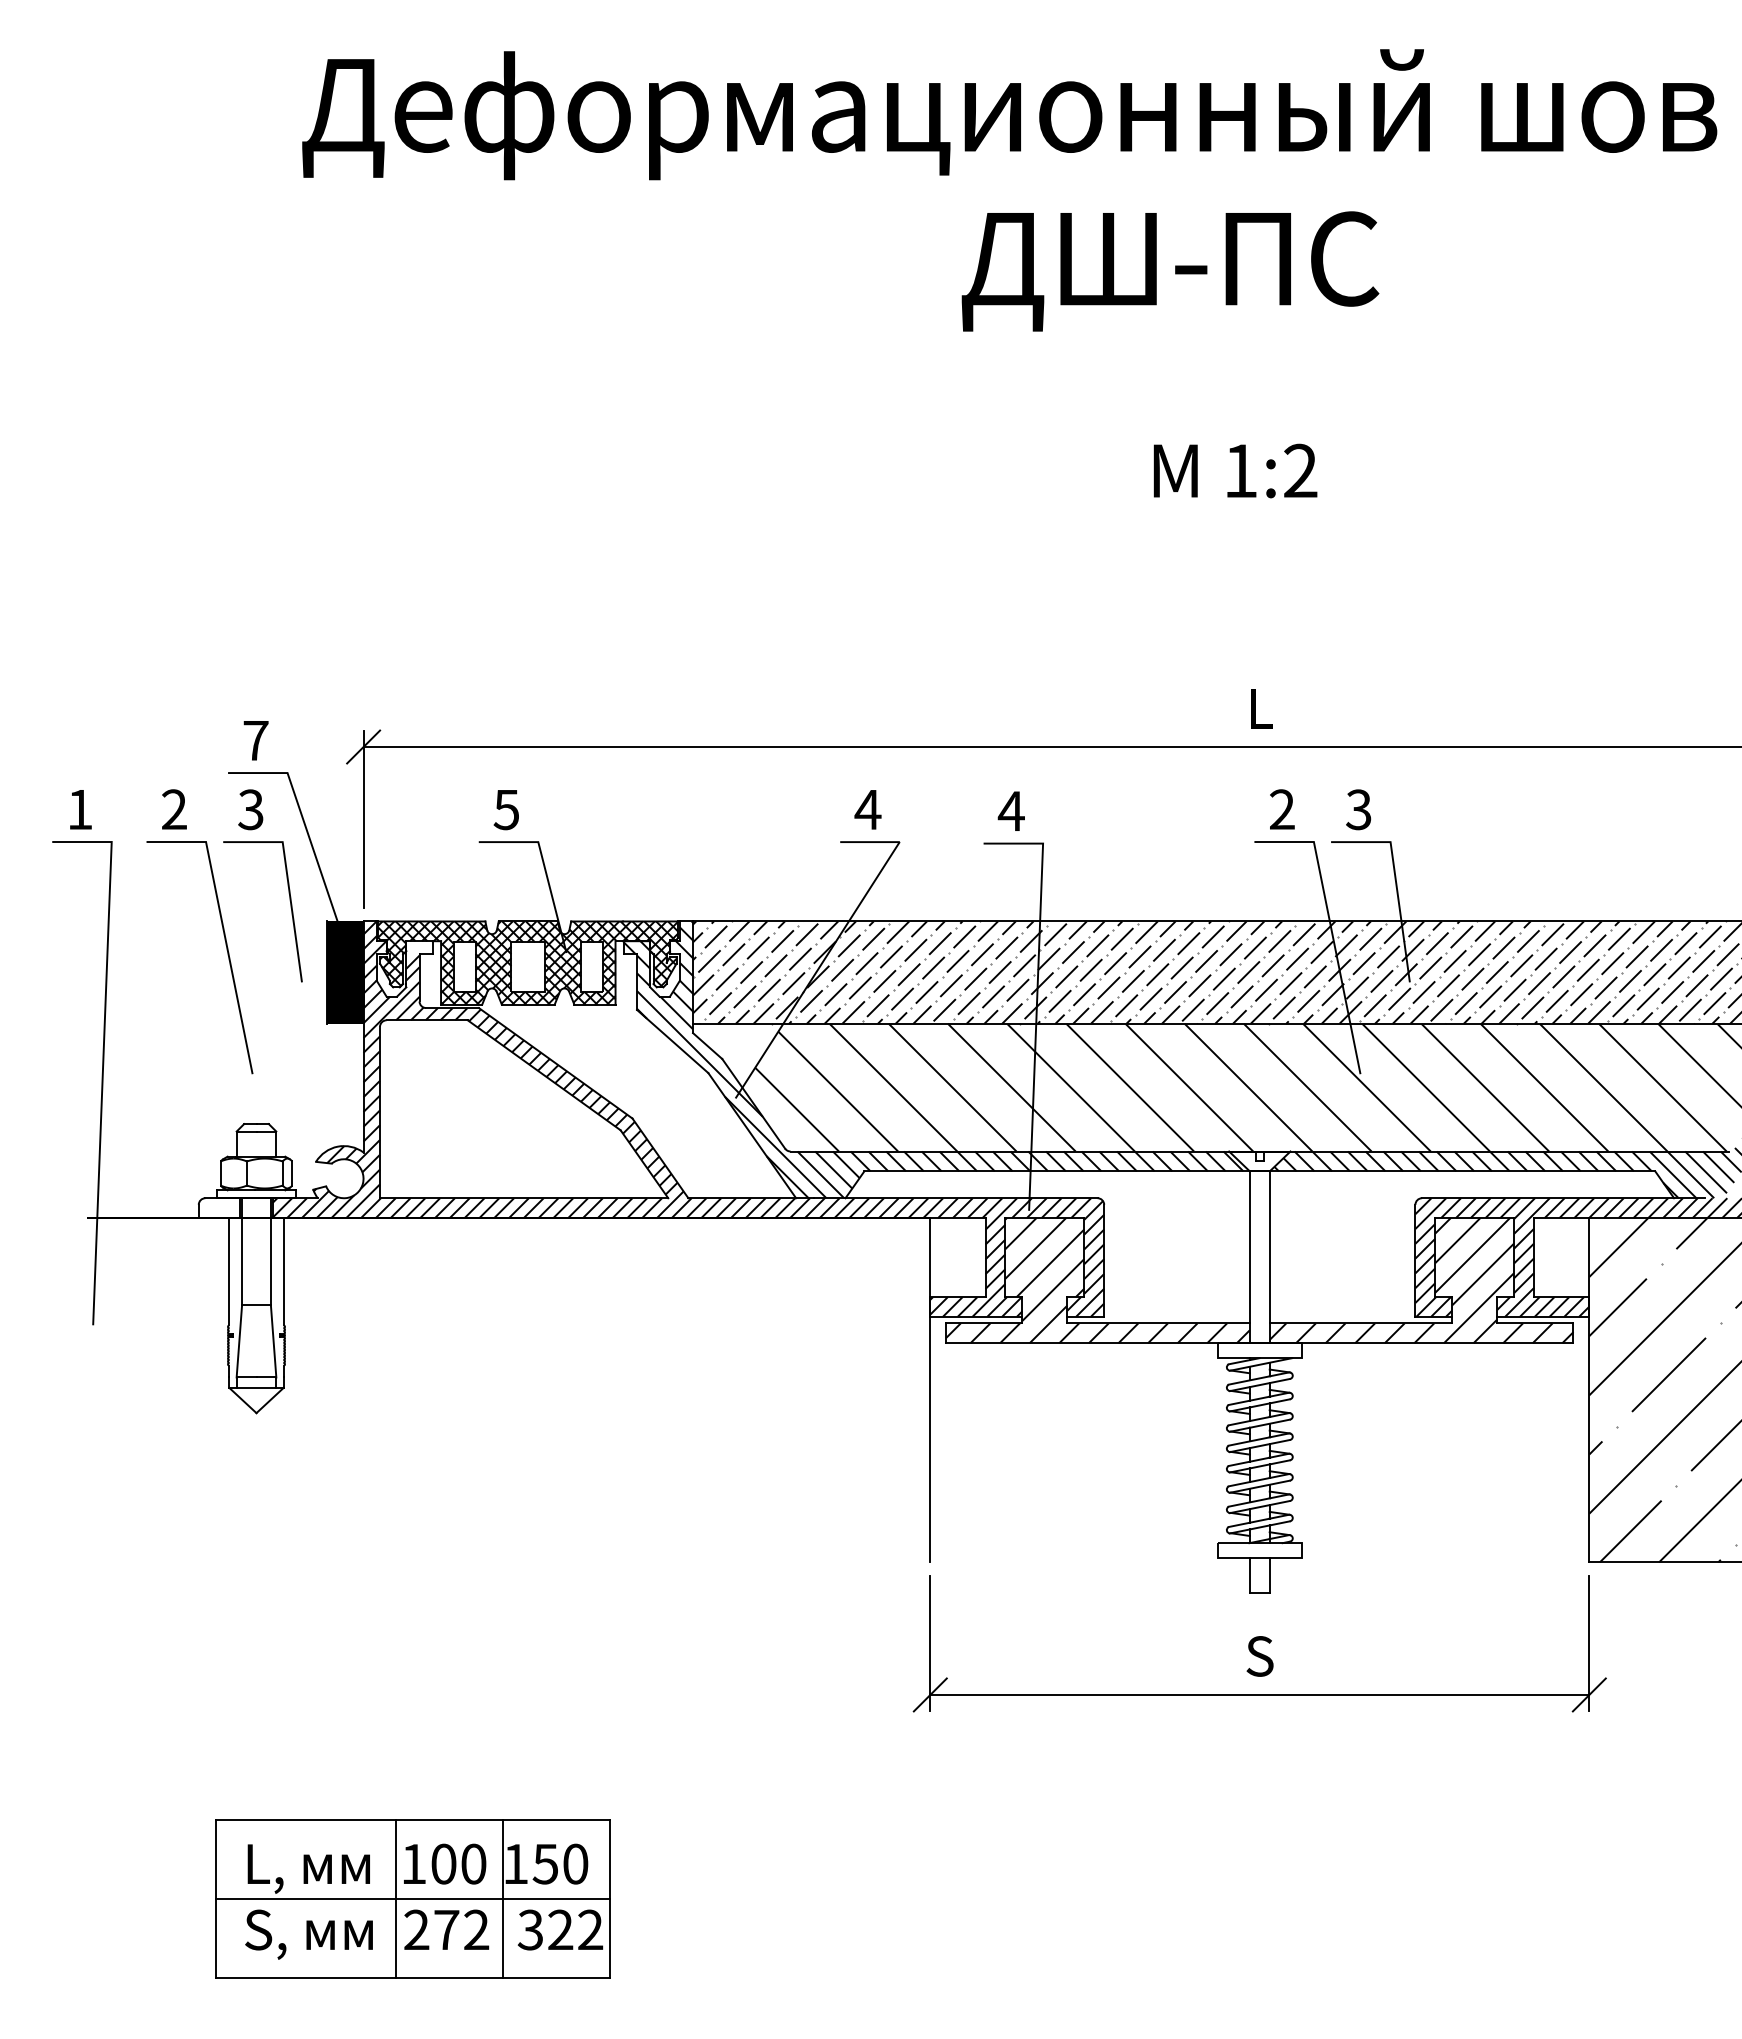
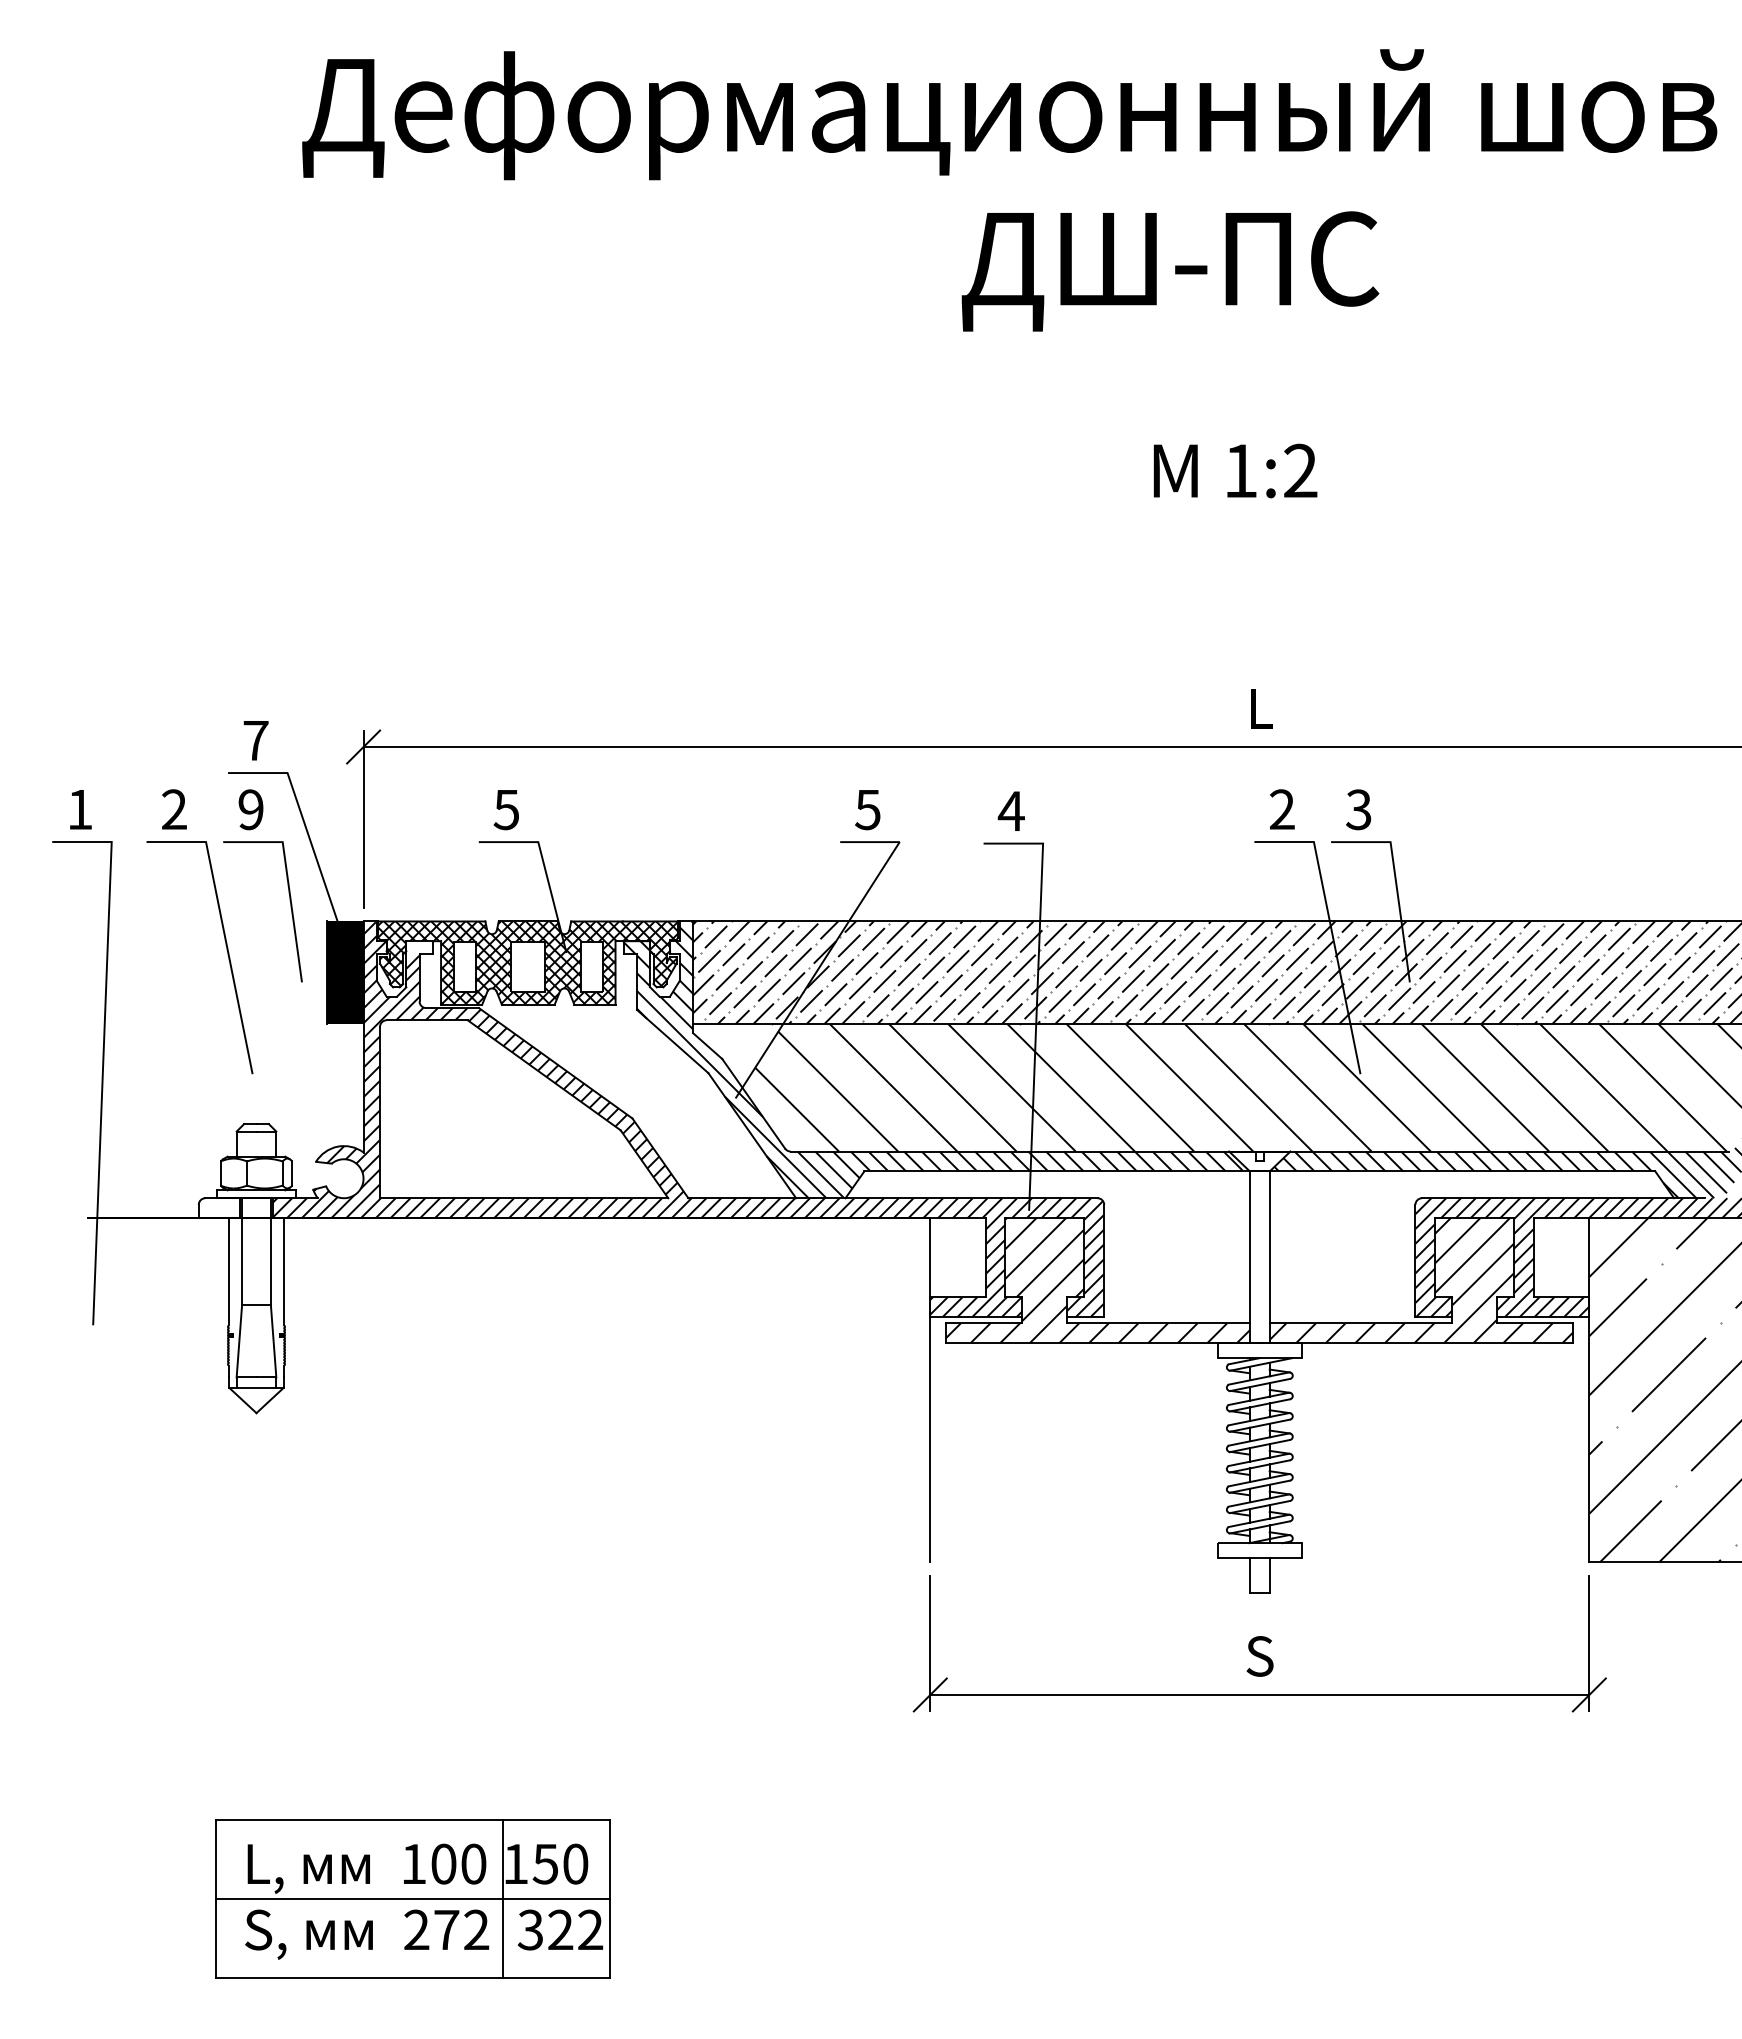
text: 3 -> 9 (250, 809)
text: 4 -> 5 (867, 810)
line: present -> none (396, 1898)
